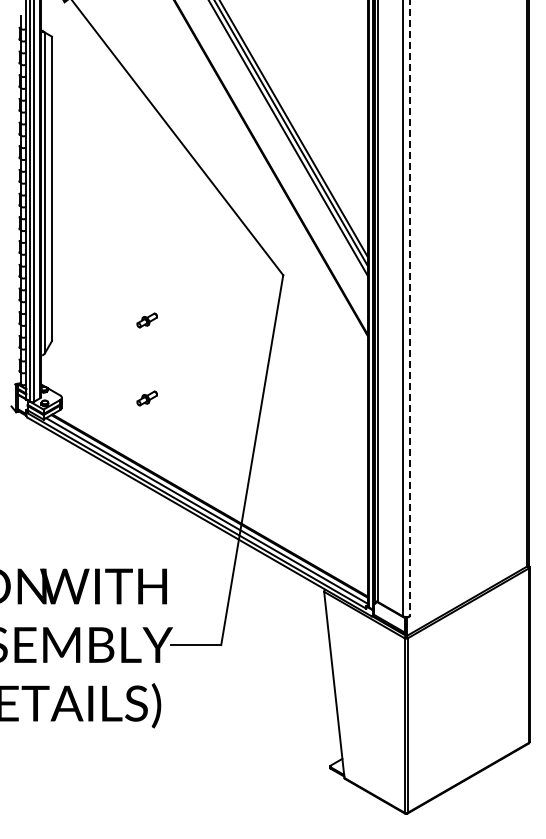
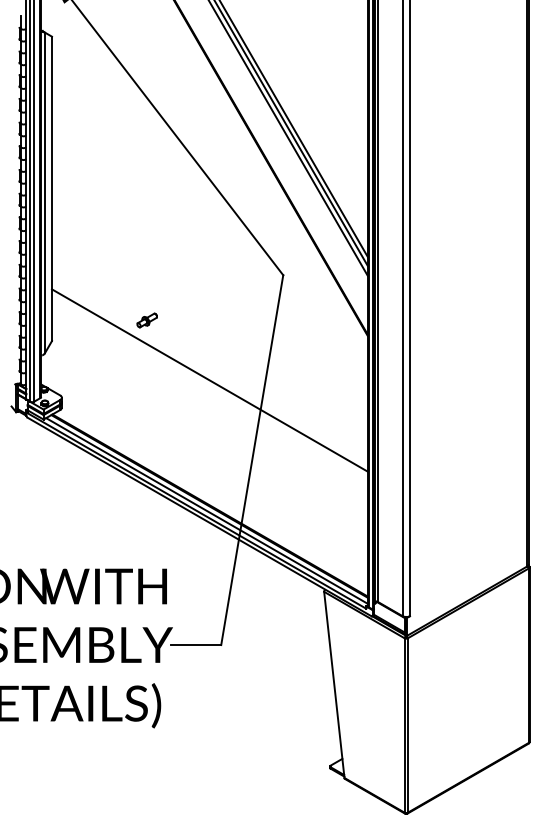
line: dashed -> solid (409, 308)
line: none -> present (209, 380)
part: present -> none (146, 398)
